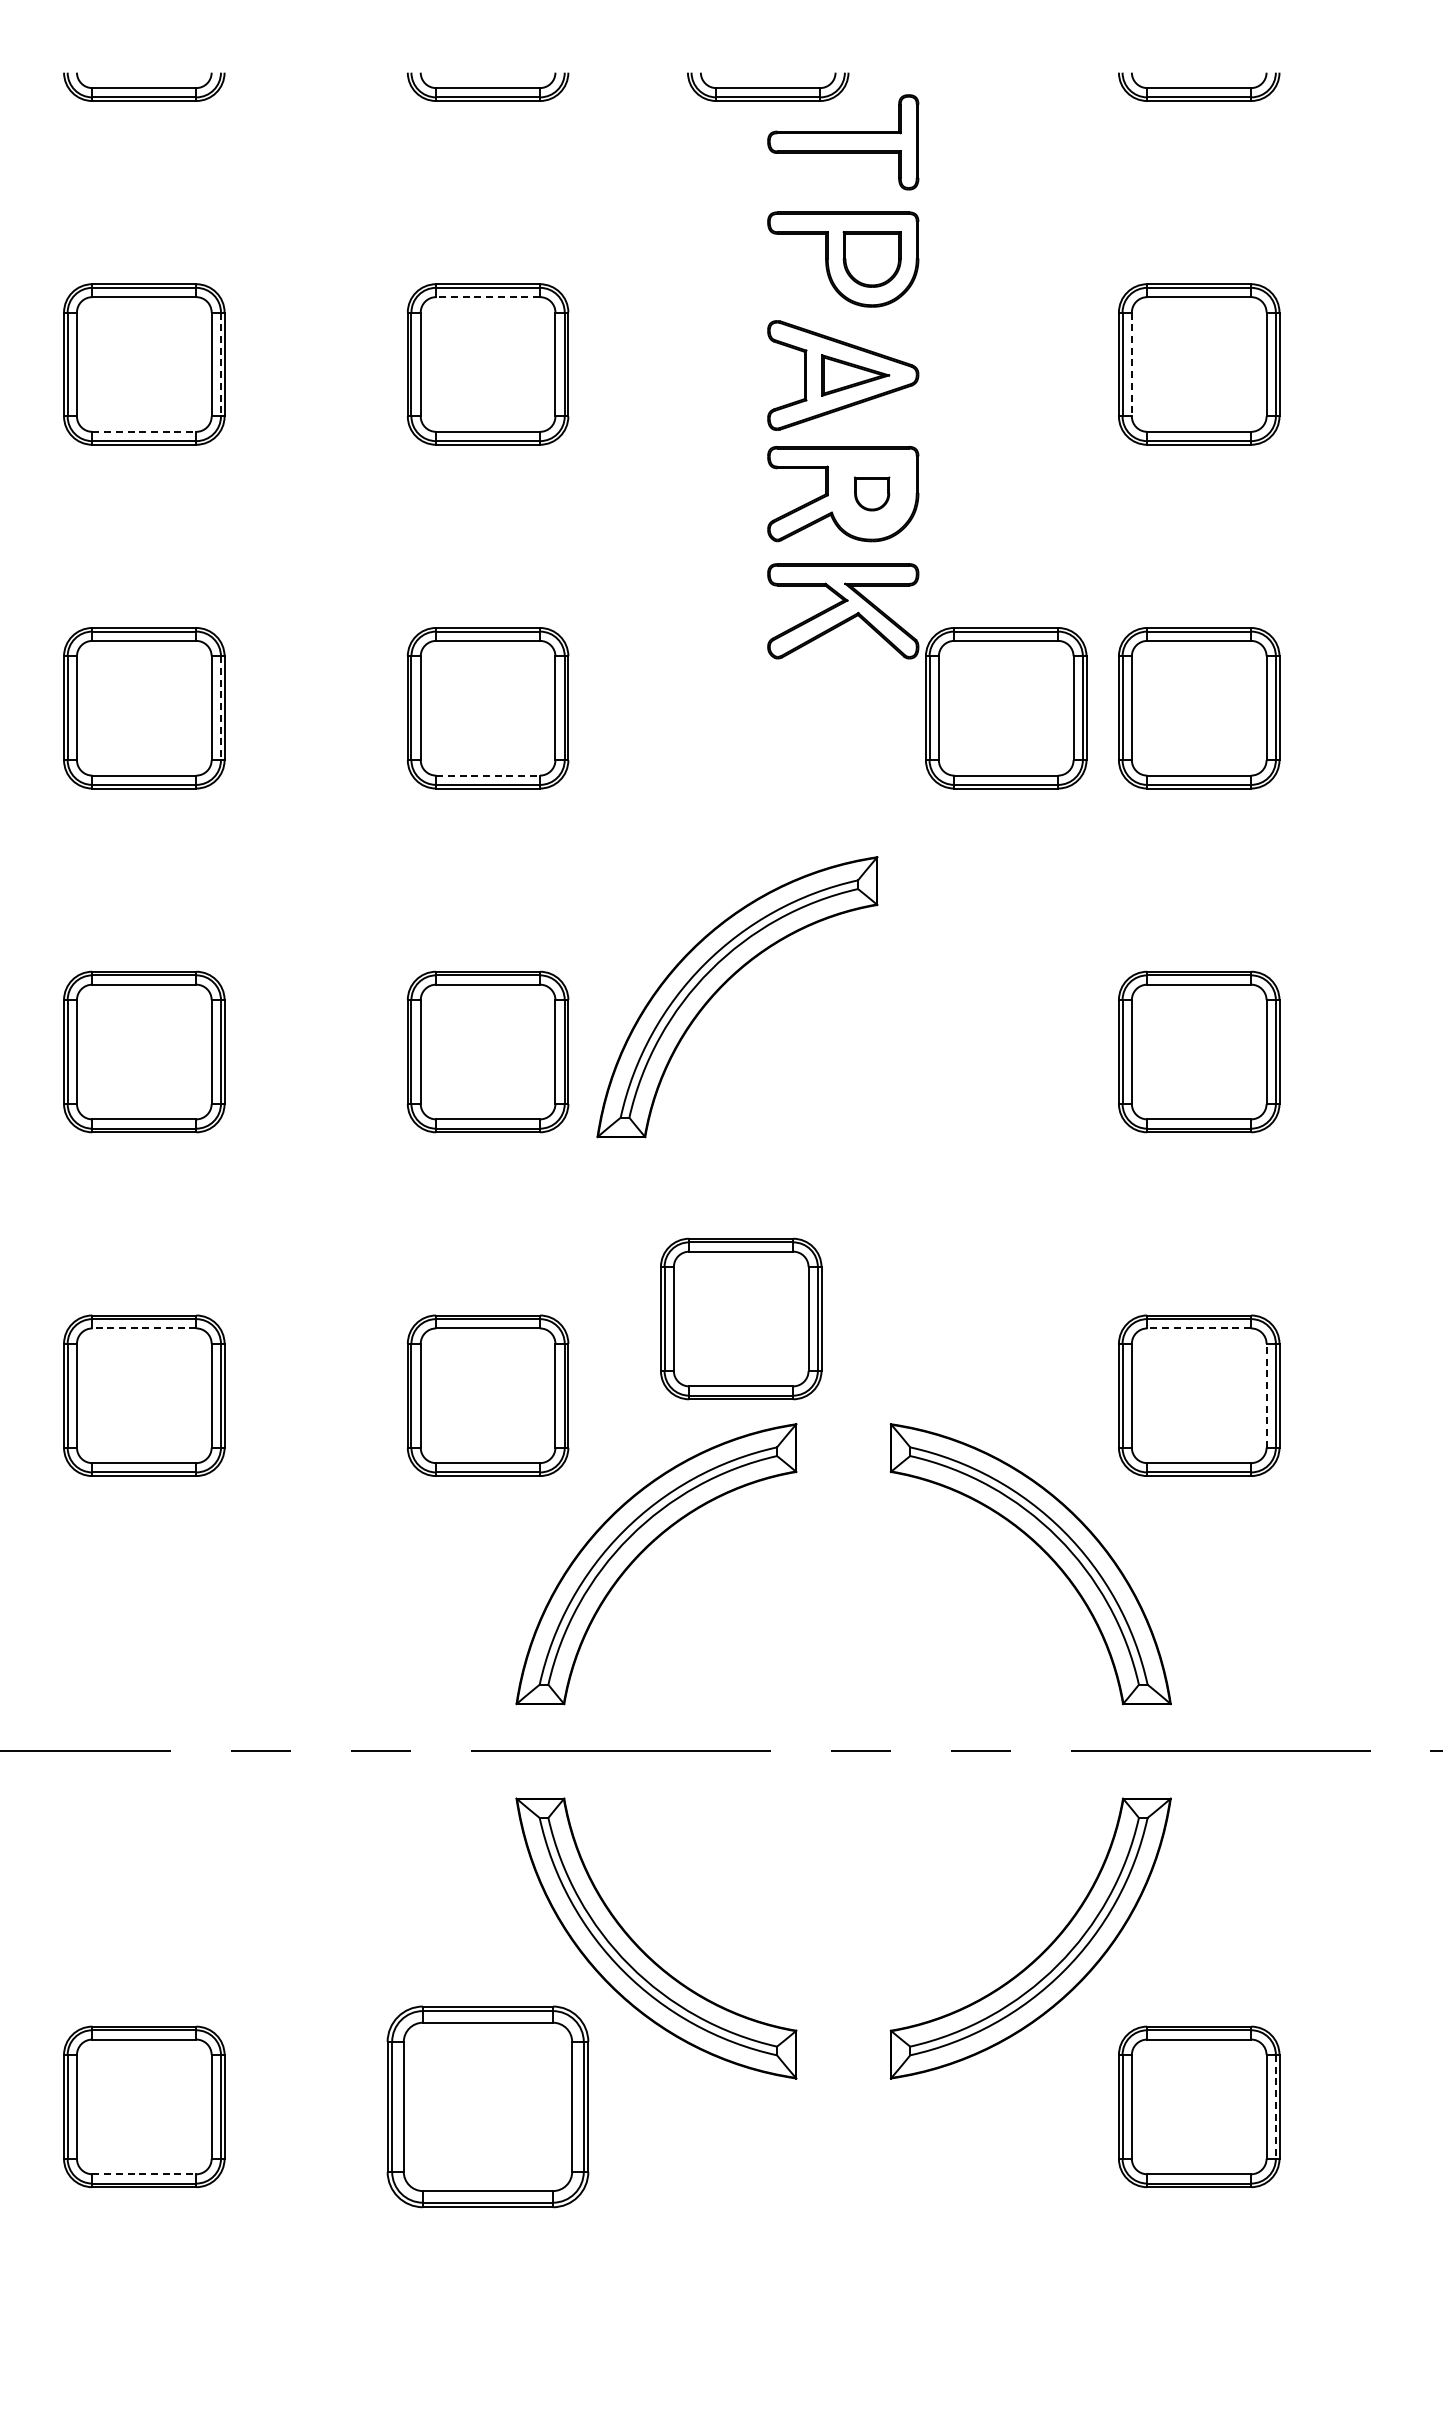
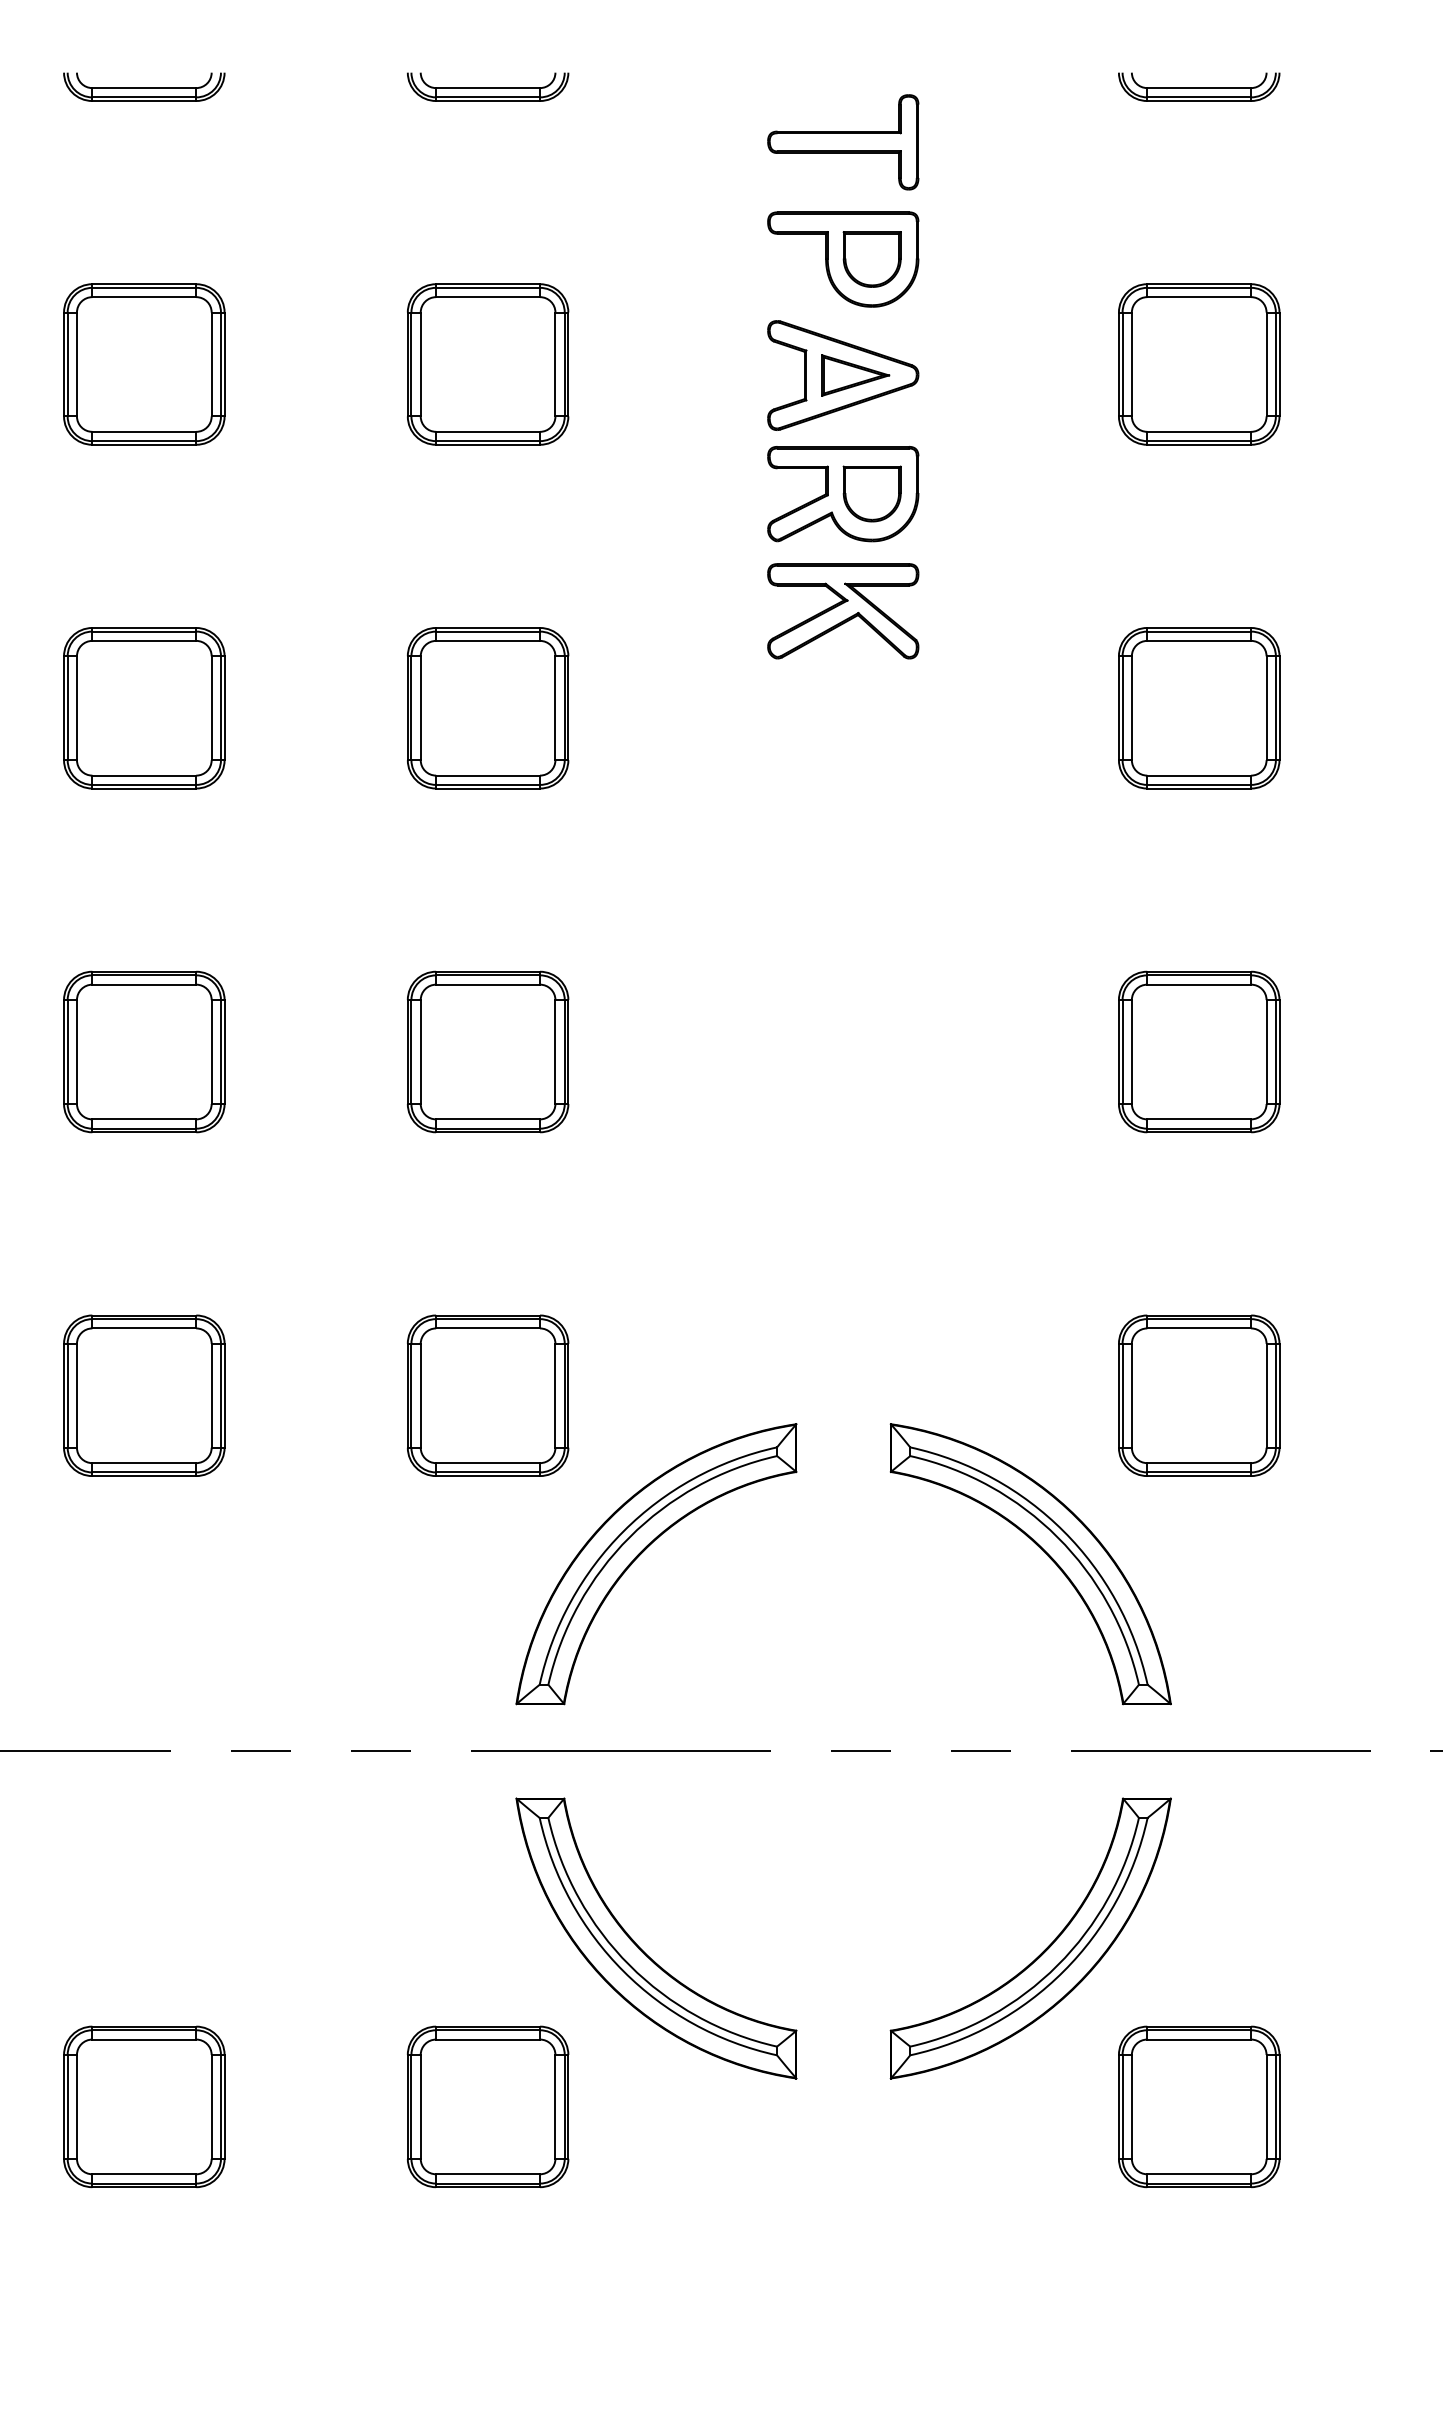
part: present -> none (768, 86)
line: dashed -> solid (488, 297)
line: dashed -> solid (220, 364)
line: dashed -> solid (1131, 364)
line: dashed -> solid (144, 431)
part size: 37x36 px -> 60x58 px (871, 493)
line: dashed -> solid (220, 708)
part: present -> none (1006, 708)
line: dashed -> solid (488, 775)
part: present -> none (725, 984)
part: present -> none (741, 1318)
line: dashed -> solid (144, 1328)
line: dashed -> solid (1199, 1328)
line: dashed -> solid (1266, 1395)
part size: 204x204 px -> 163x164 px (488, 2106)
line: dashed -> solid (1275, 2106)
line: dashed -> solid (144, 2174)
